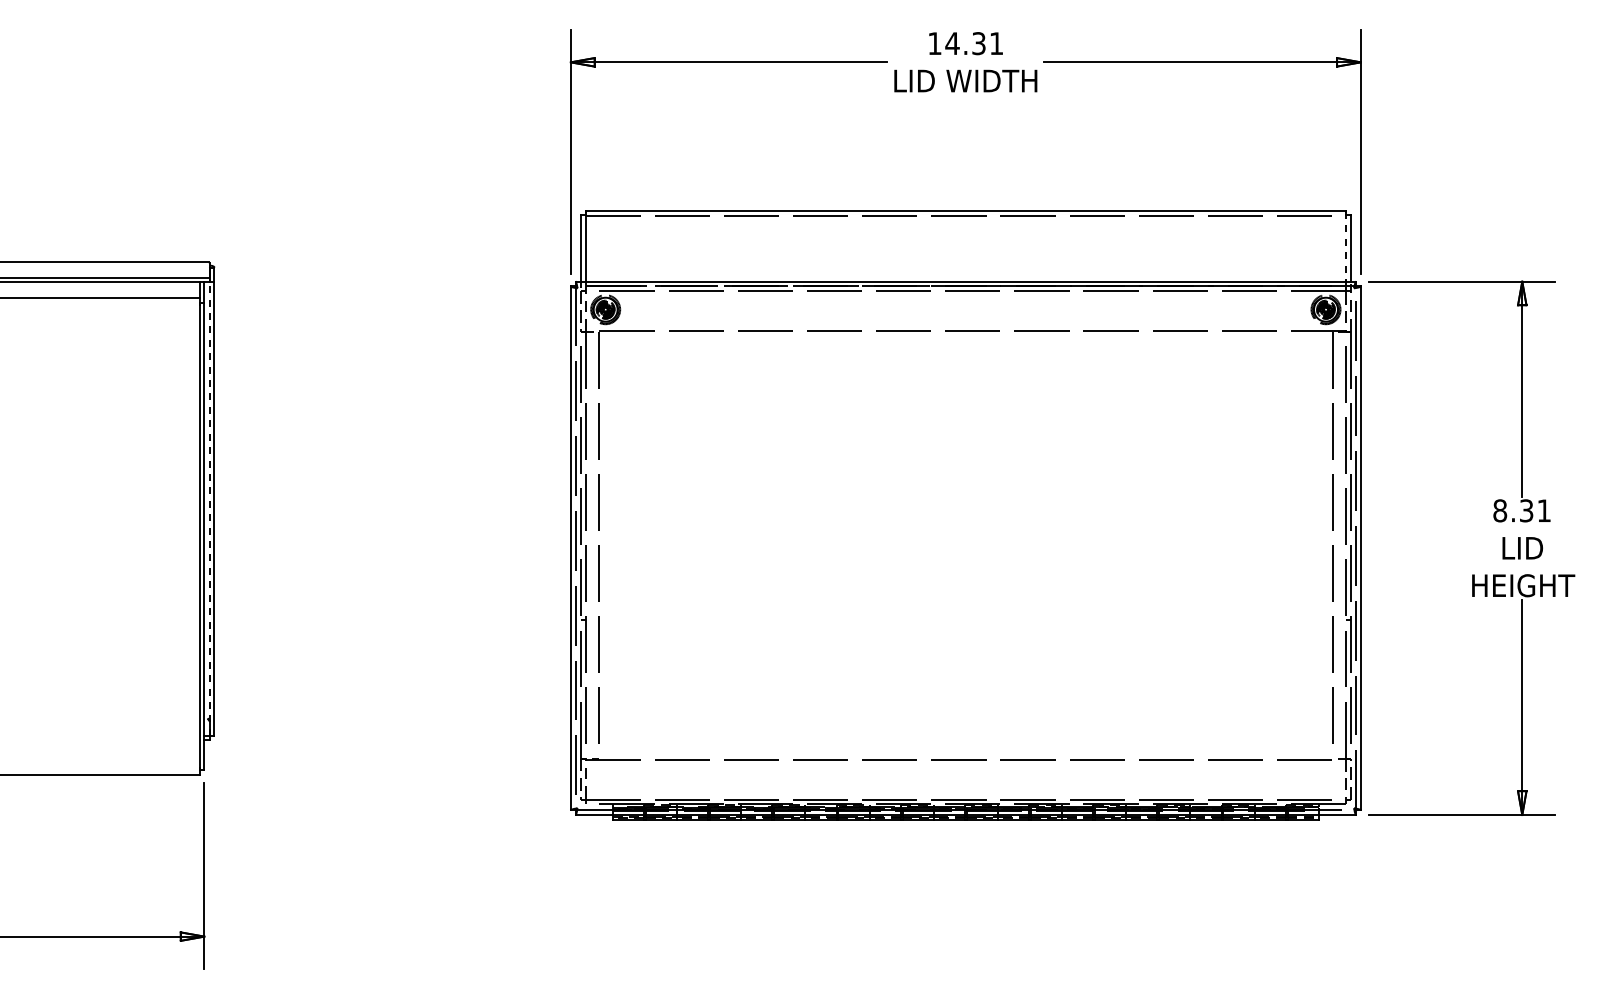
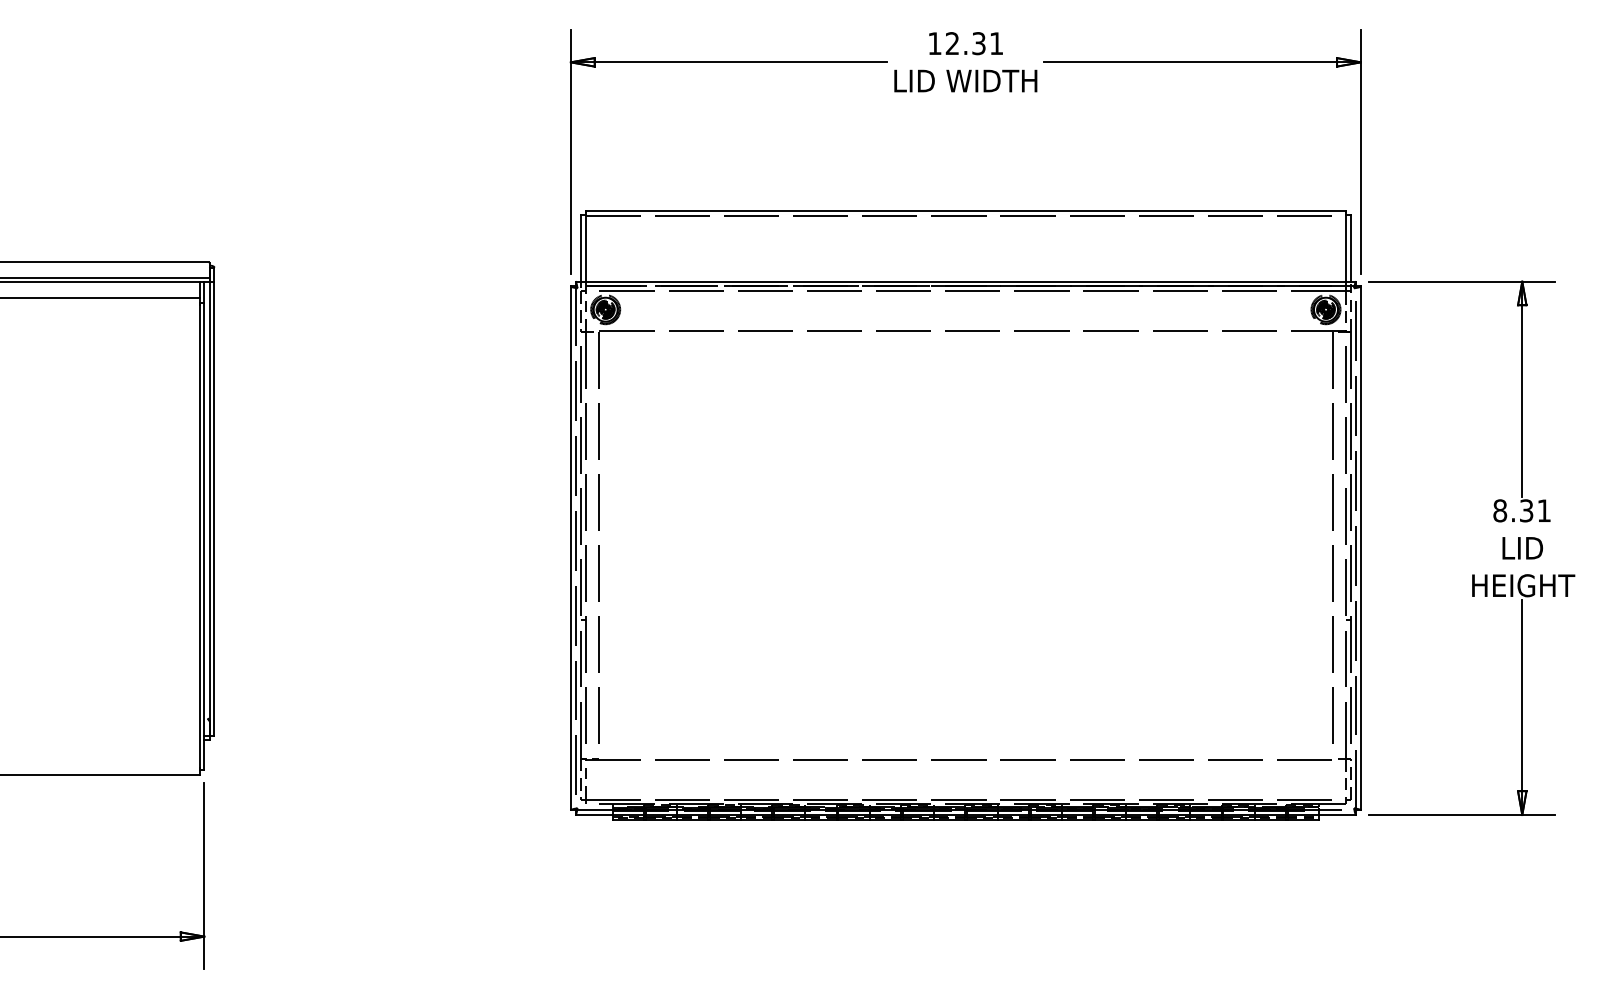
text: 14.31 -> 12.31 (952, 43)
line: dashed -> solid (1346, 246)
line: dashed -> solid (209, 509)
